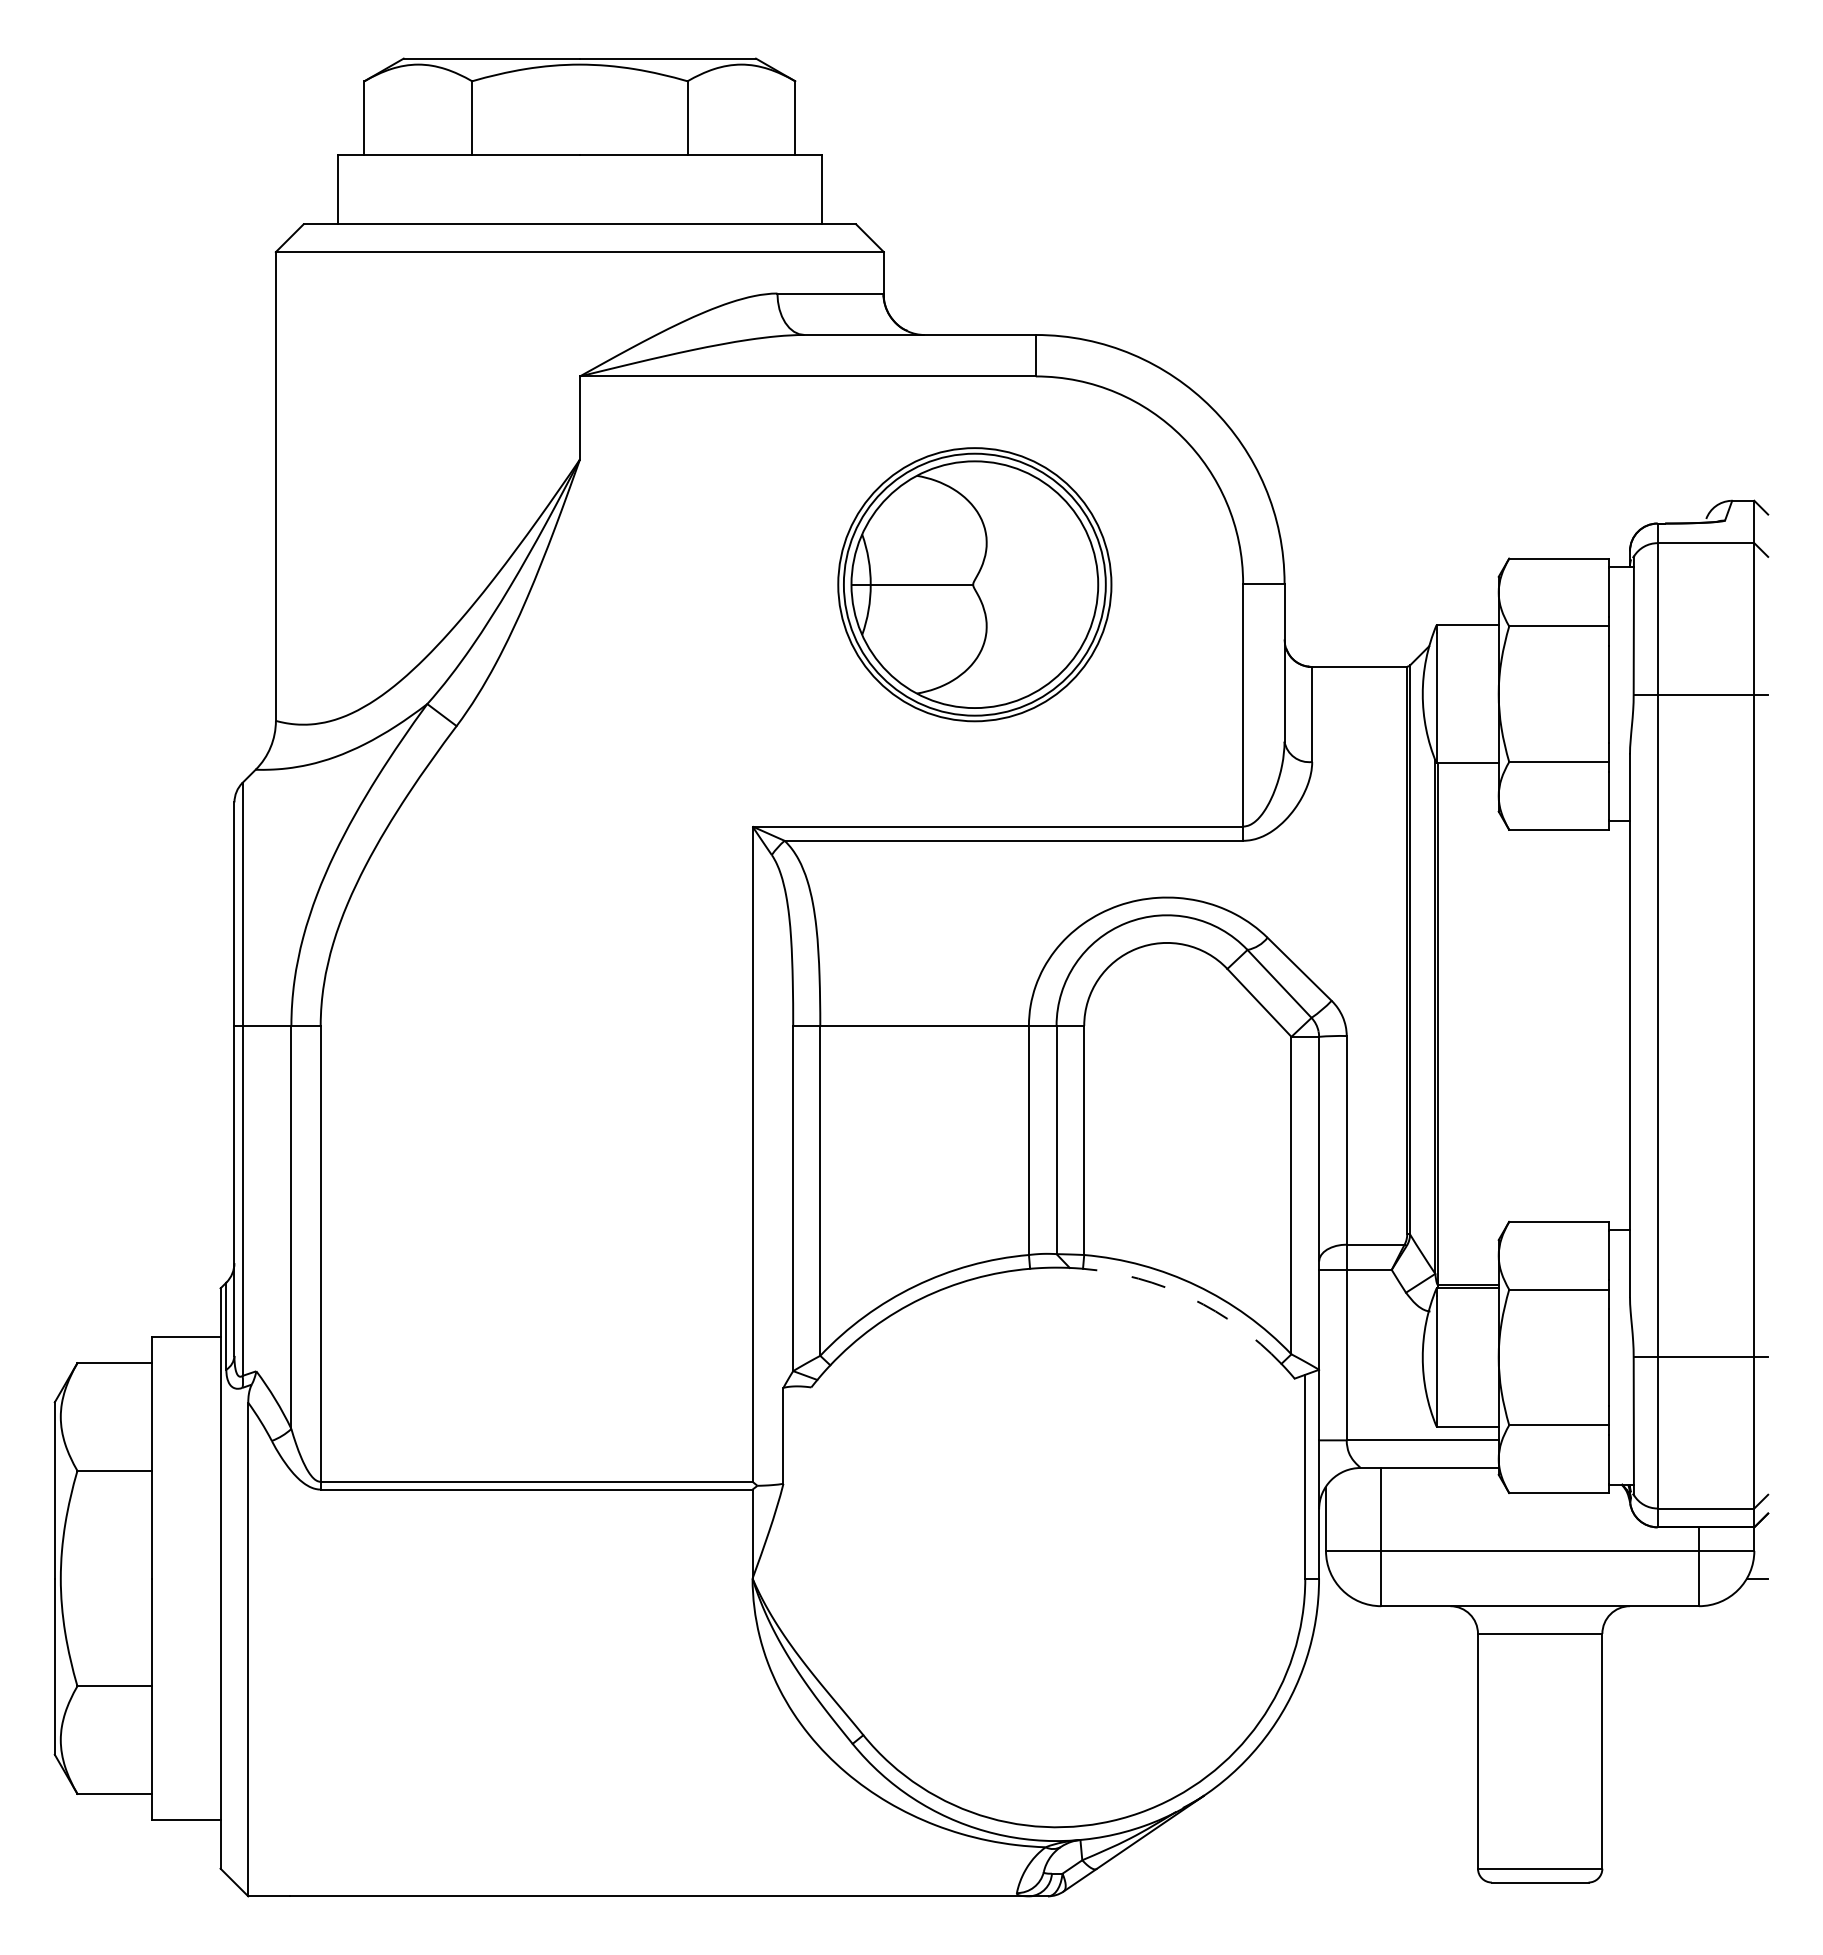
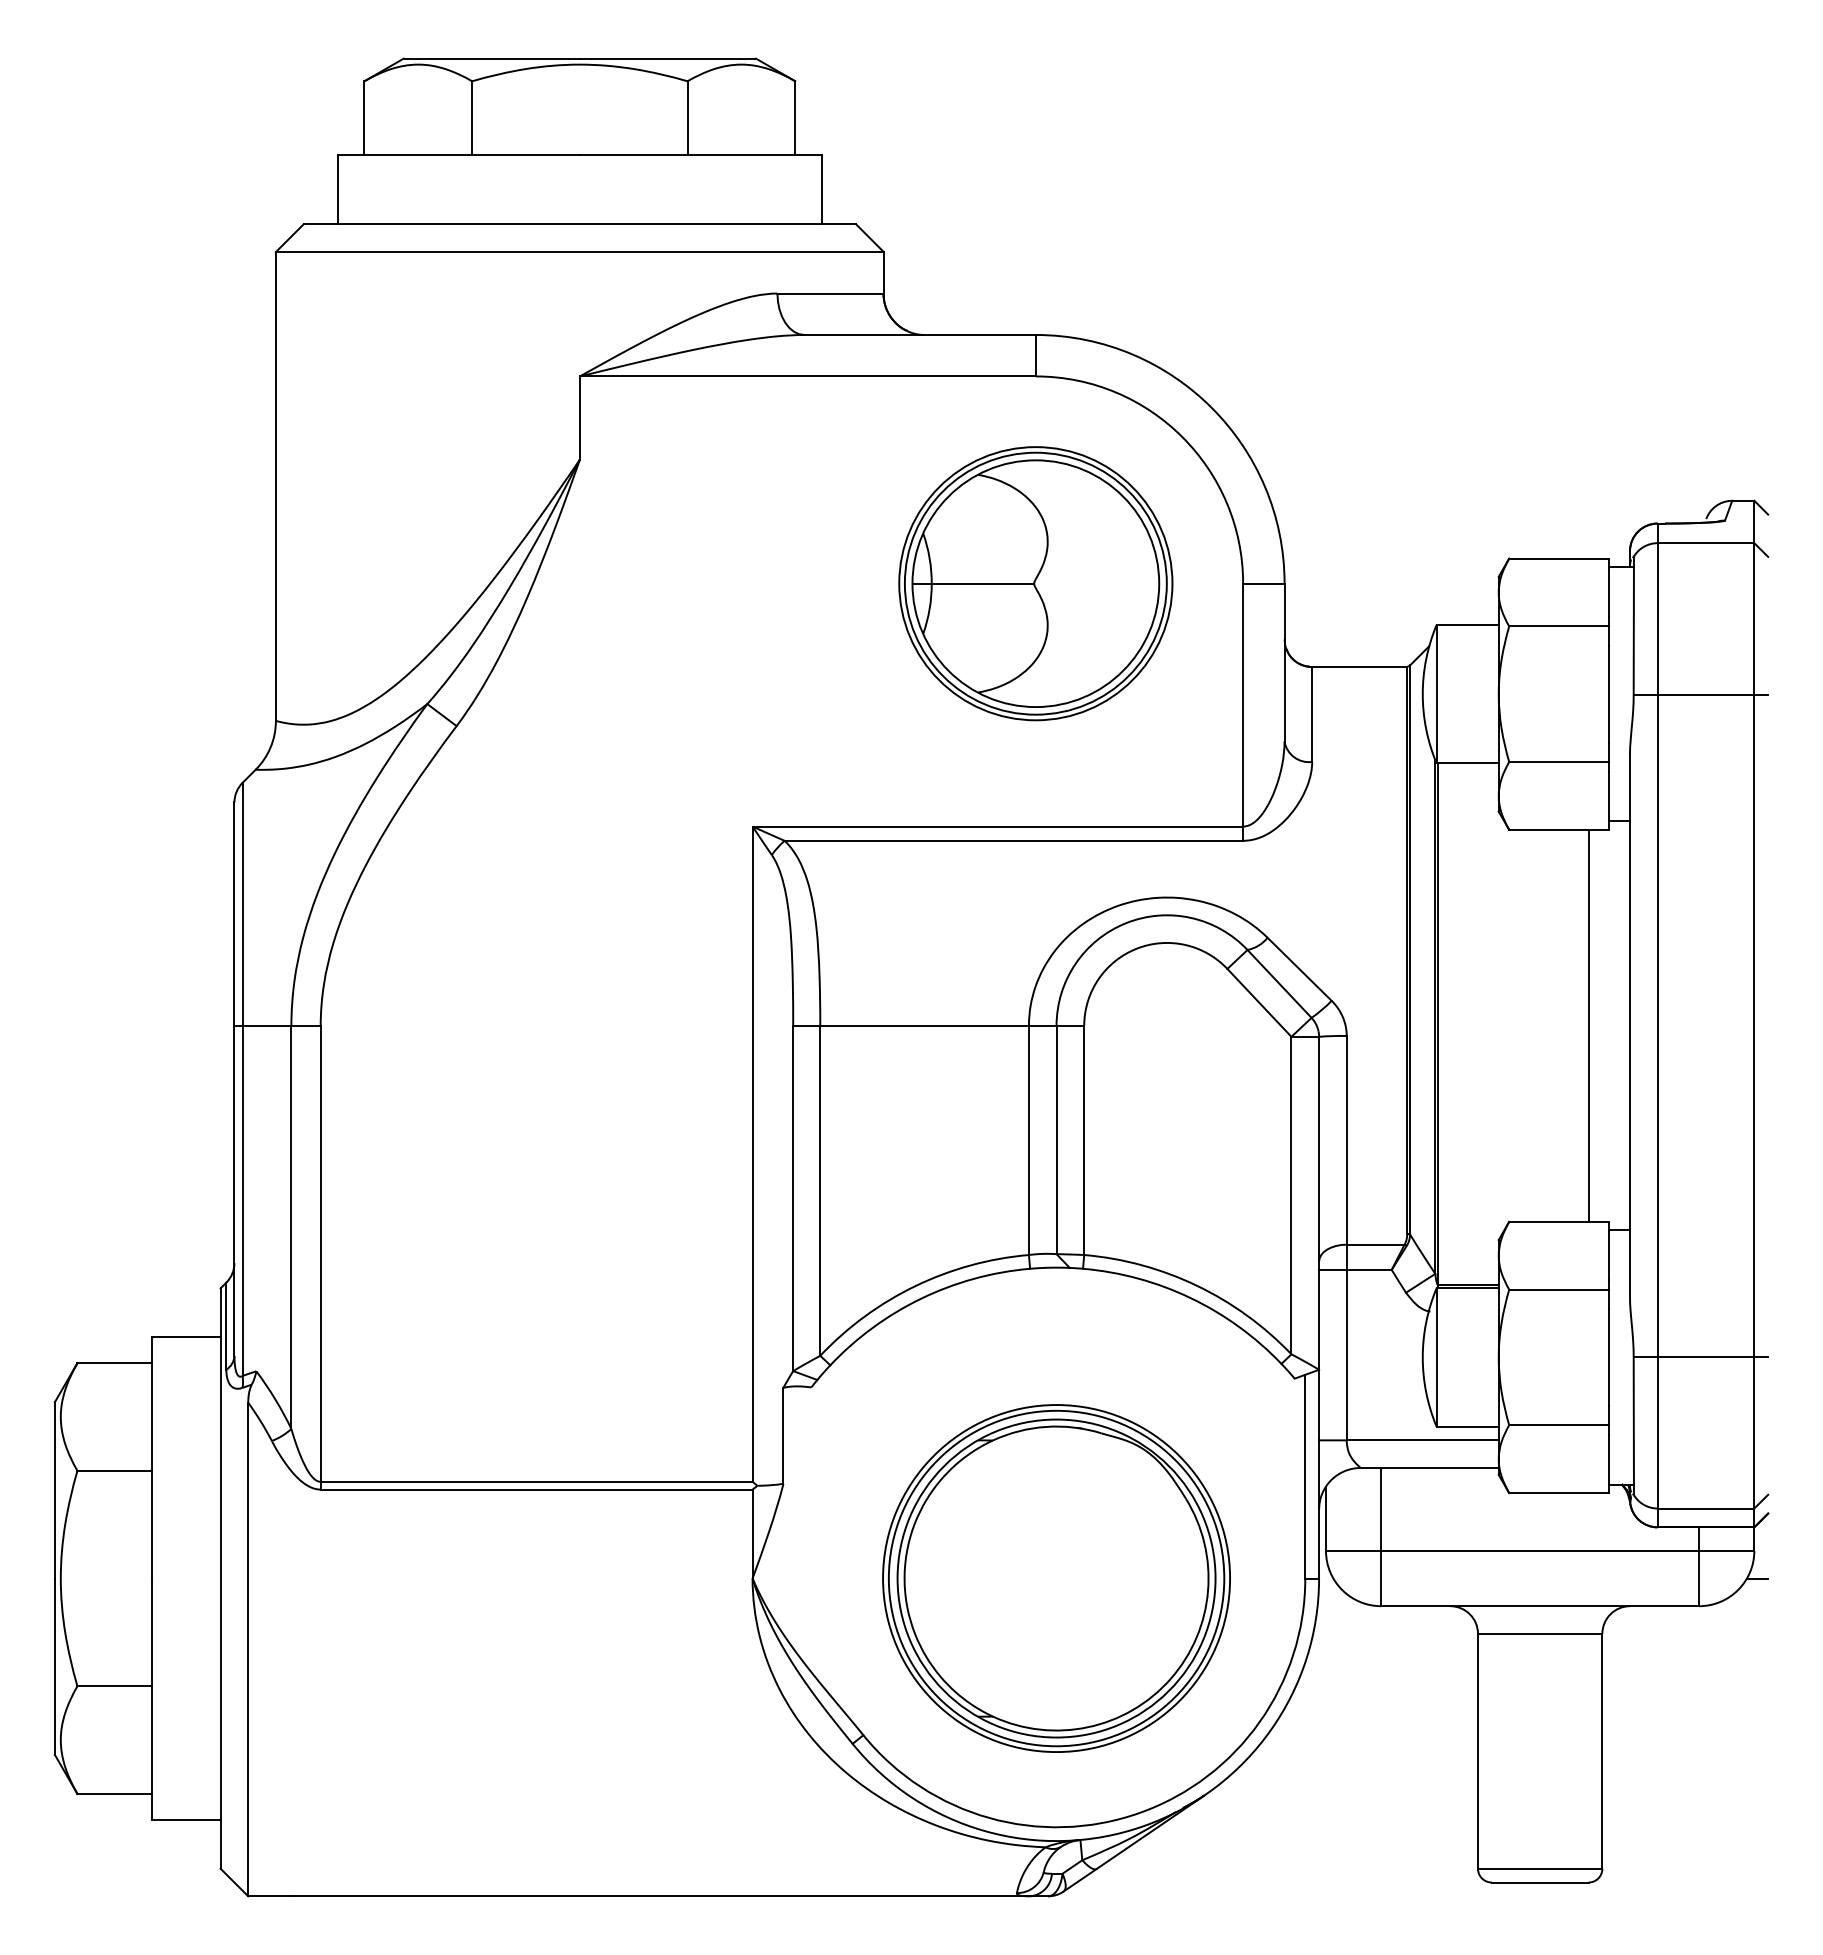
part position: (974, 584) -> (1035, 583) (1035, 583)
line: none -> present (1588, 1025)
arc: dashed -> solid (1190, 1298)
part: none -> present (1056, 1578)
